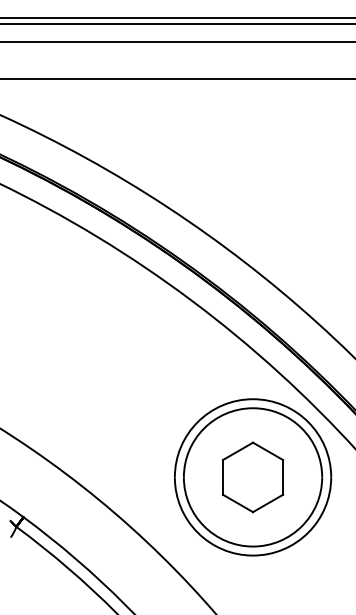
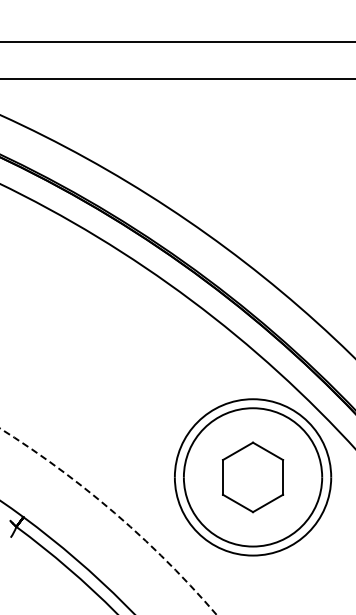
line: present -> none (177, 18)
line: present -> none (177, 24)
arc: solid -> dashed (114, 513)
